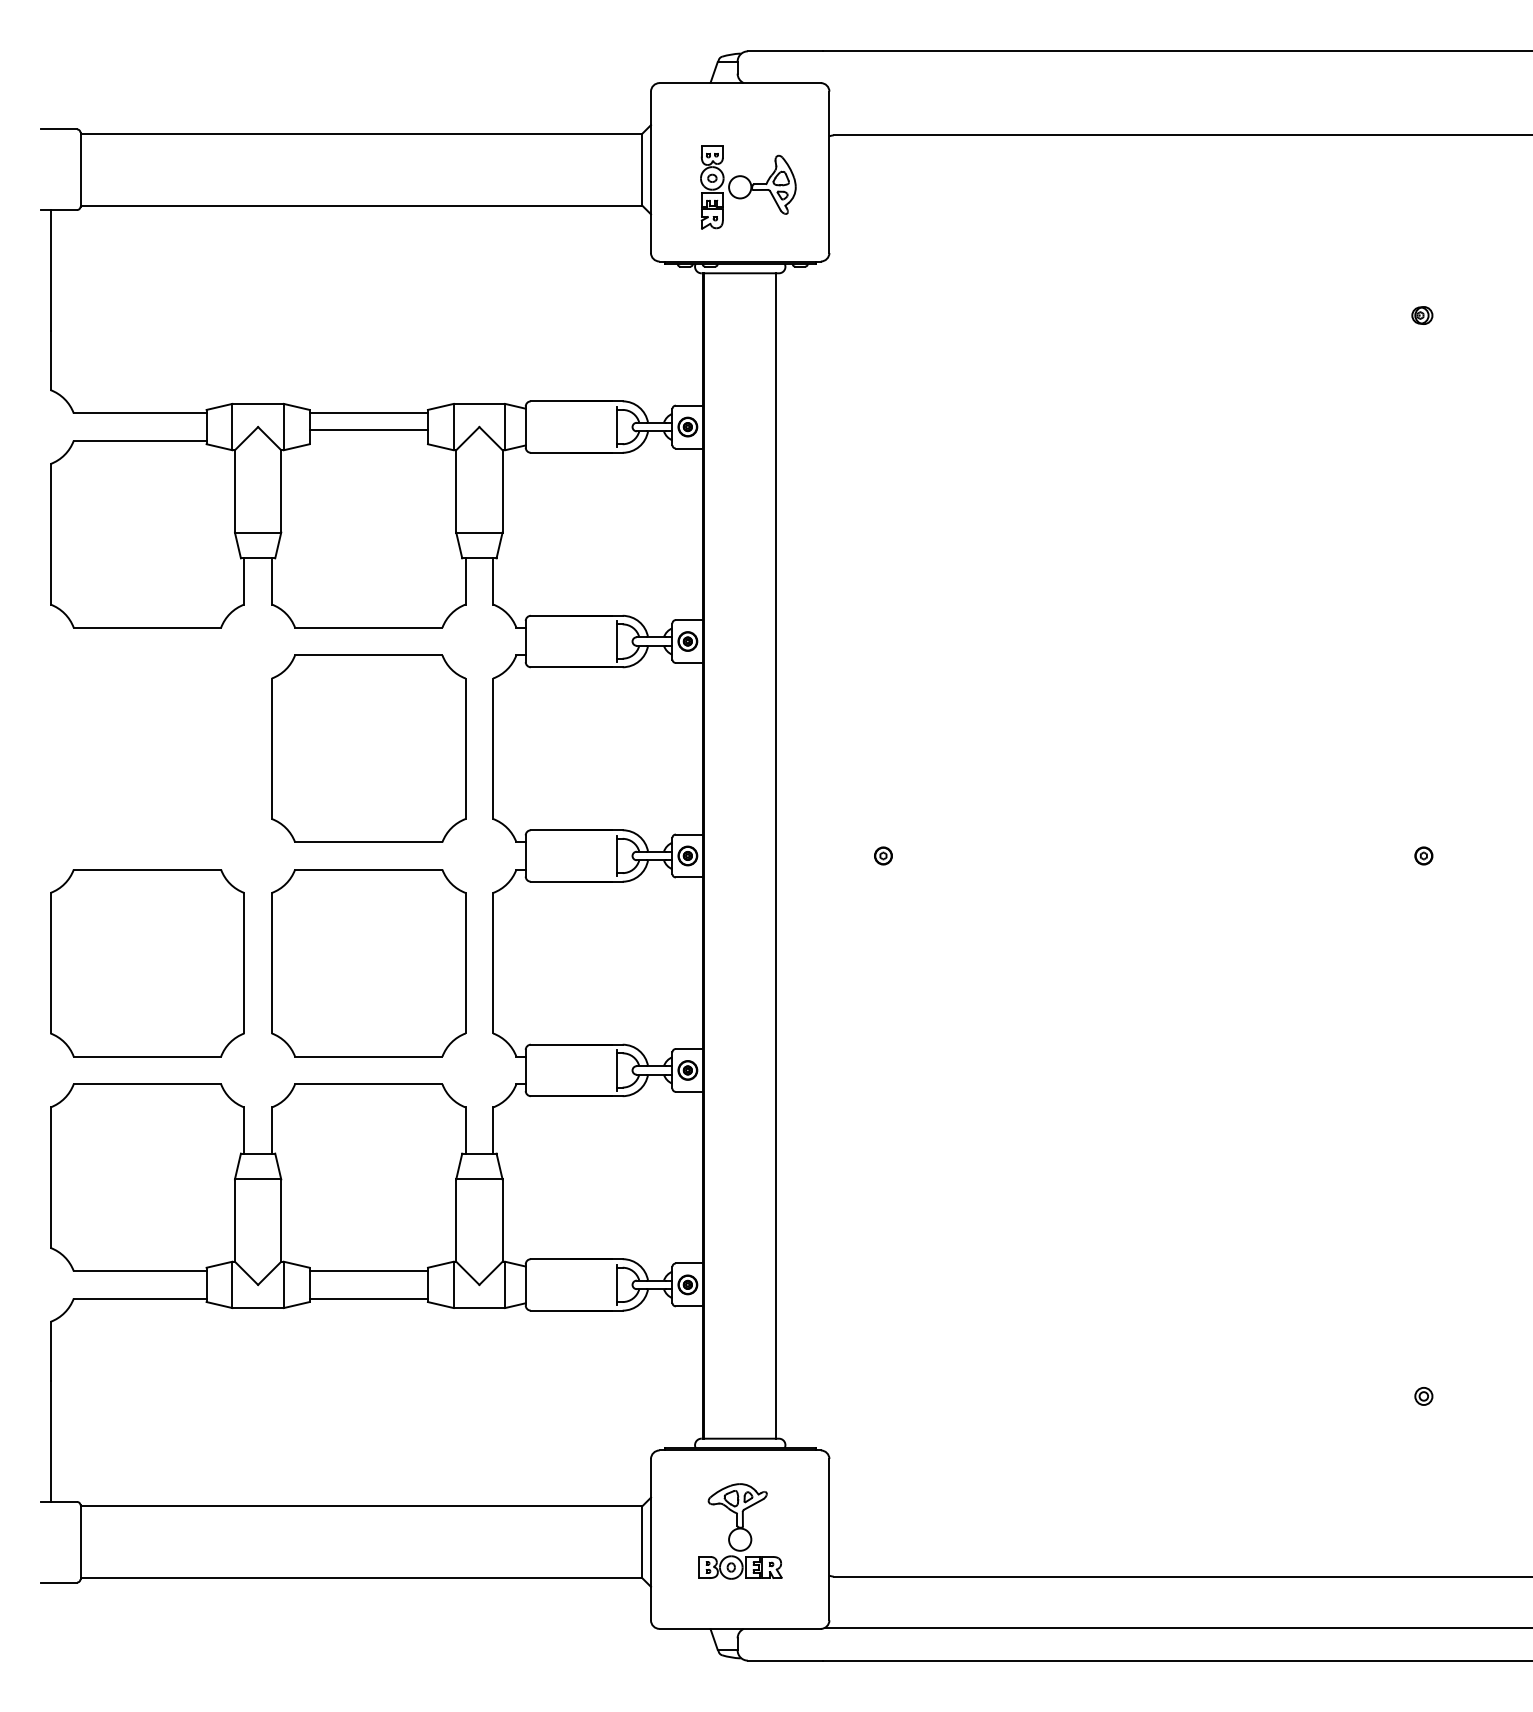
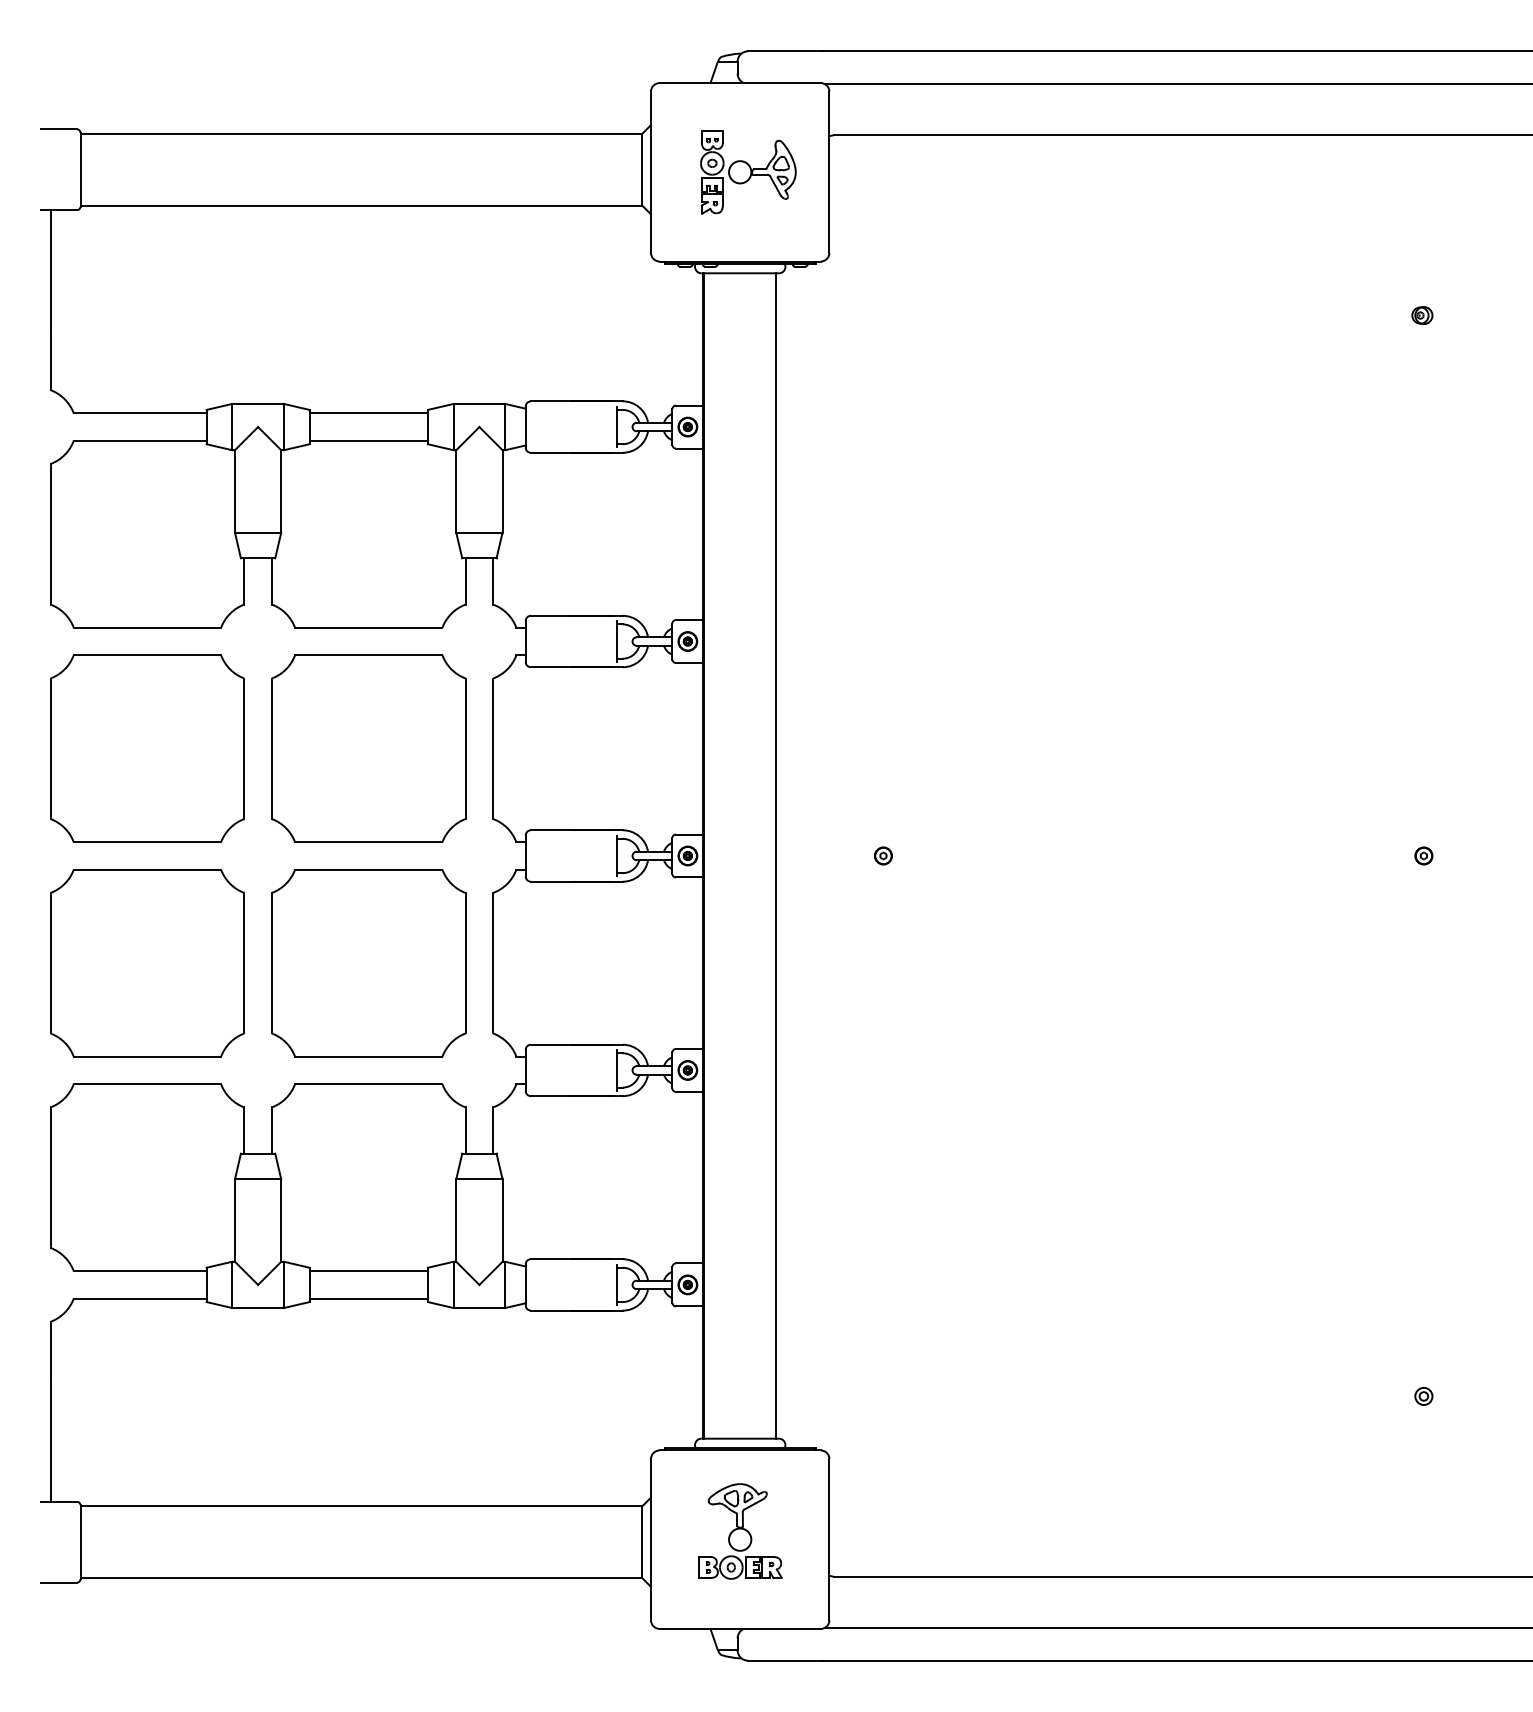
line: none -> present (1176, 83)
part position: (748, 187) -> (748, 172) (748, 172)
line position: (368, 429) -> (368, 440) (368, 440)
part: none -> present (147, 748)
